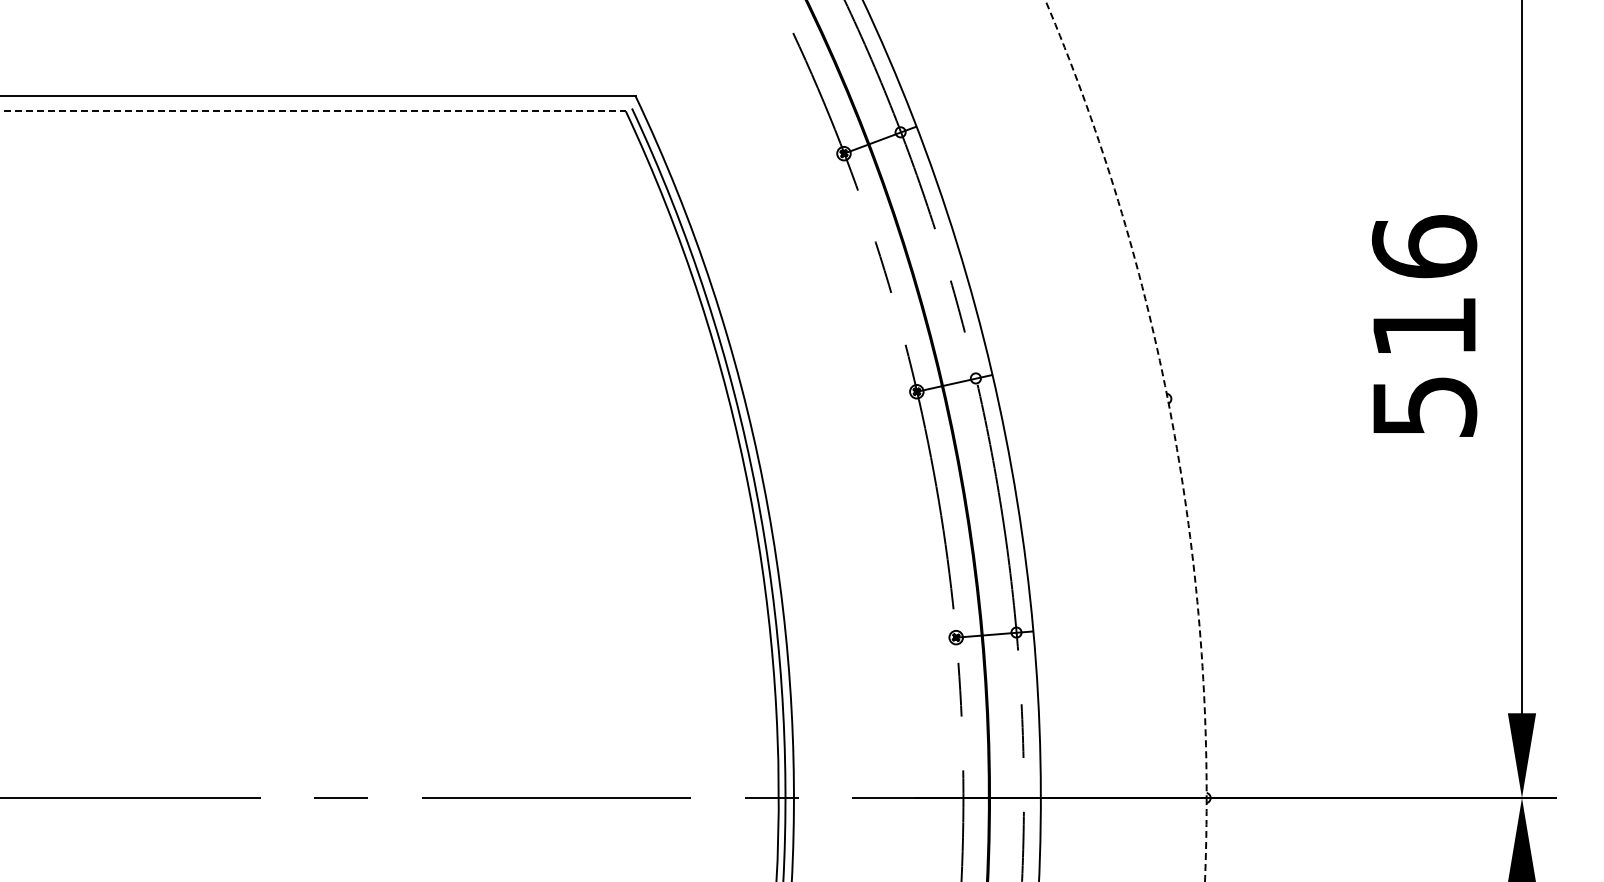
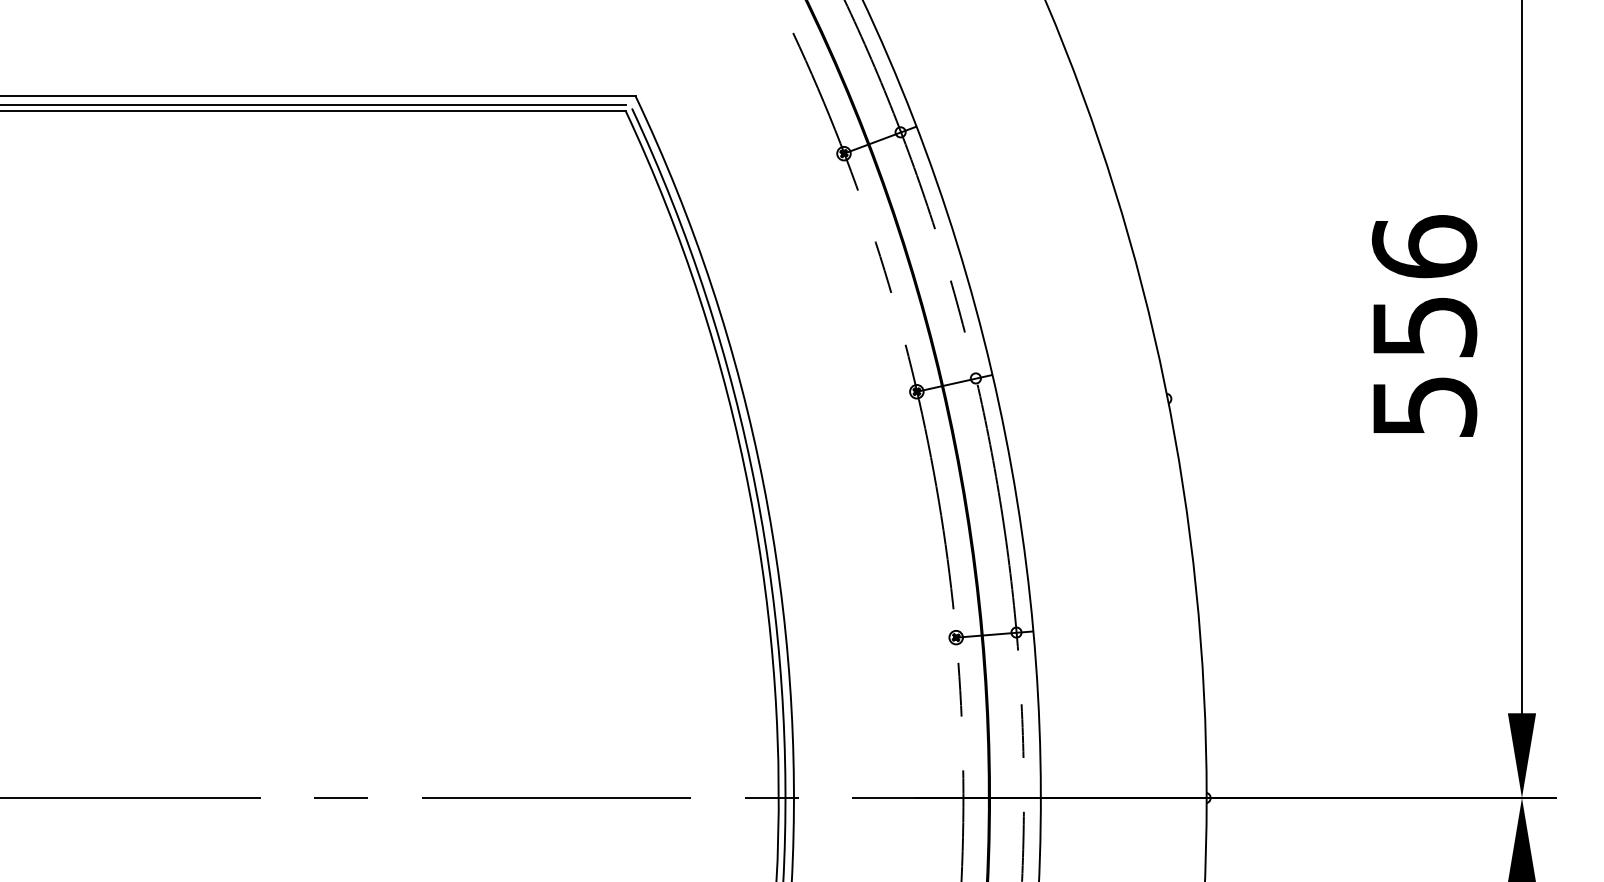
line: none -> present (313, 104)
line: dashed -> solid (313, 111)
text: 516 -> 556 (1425, 327)
circle: dashed -> solid (1125, 440)
